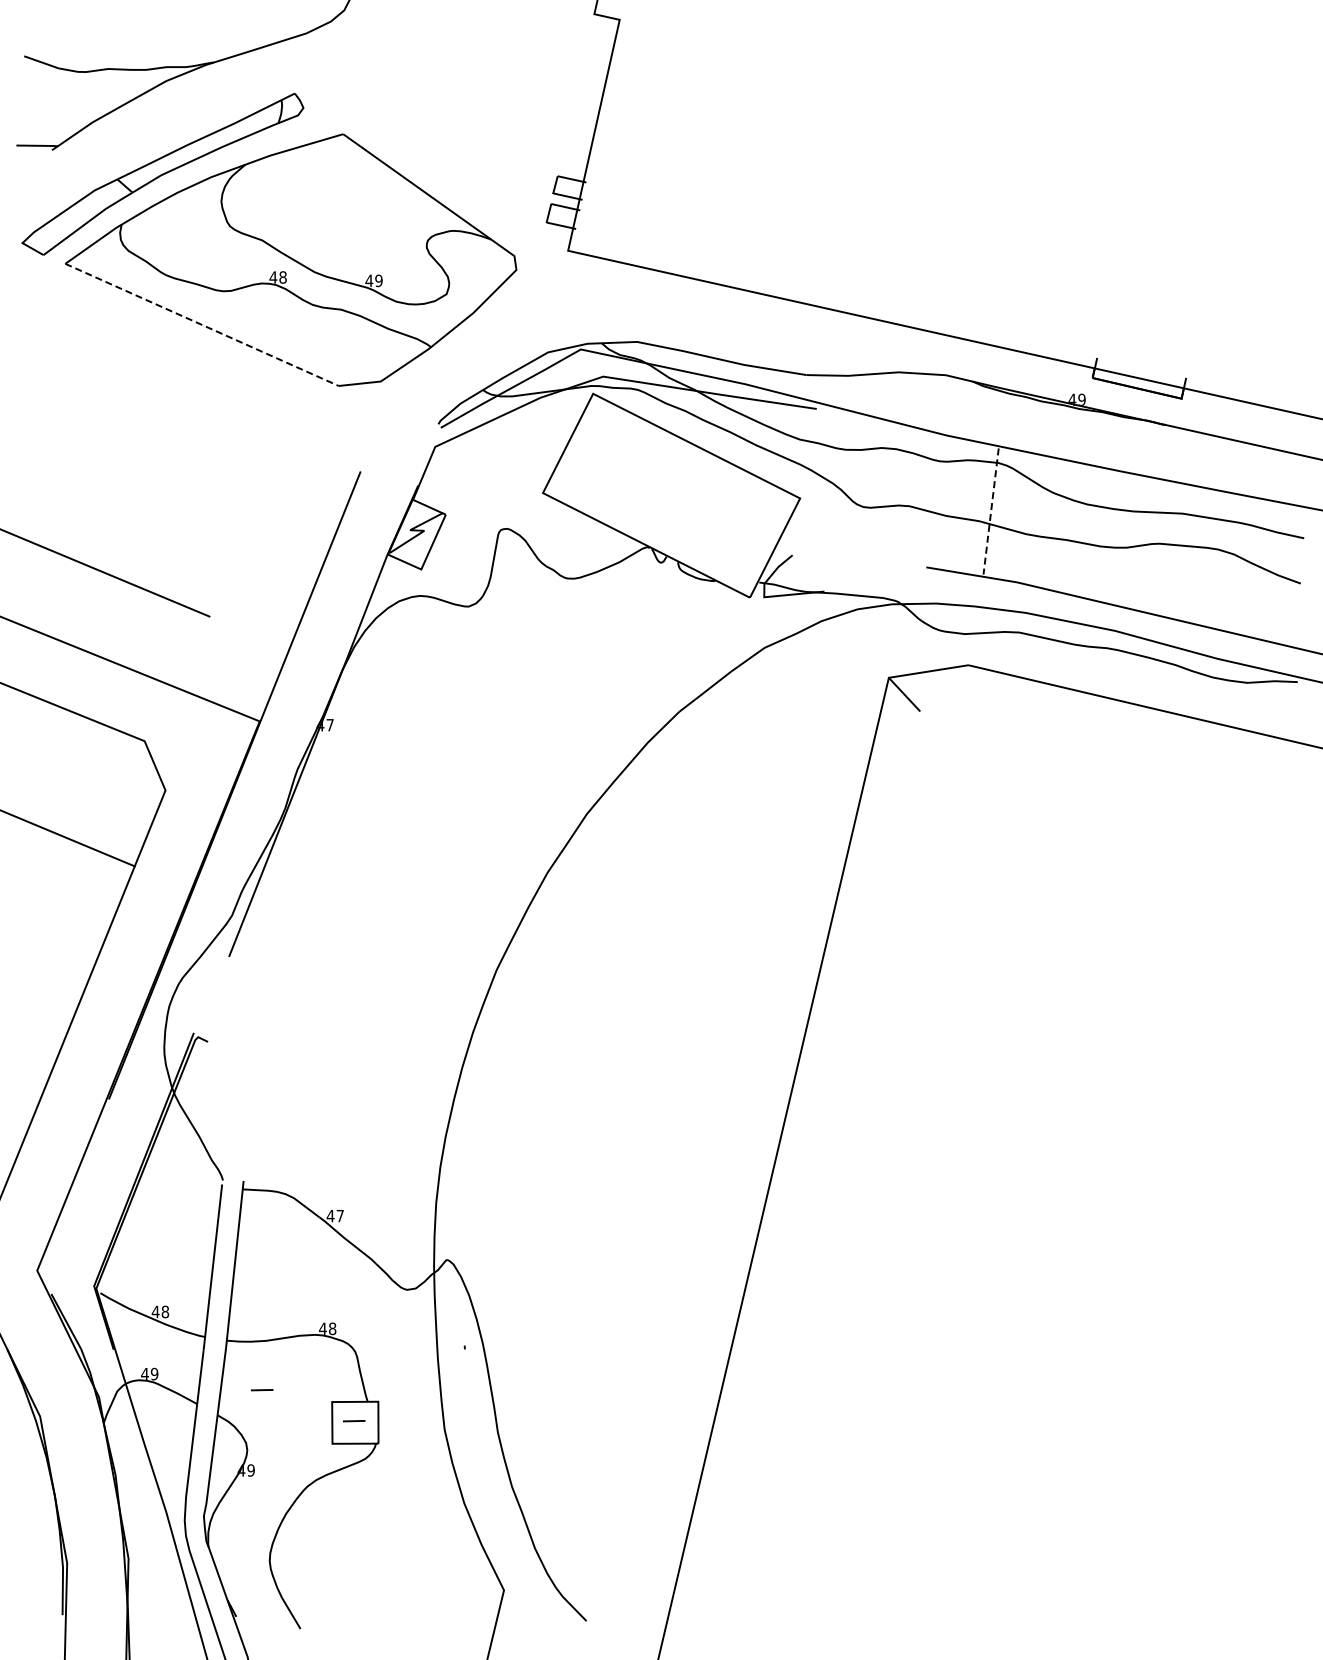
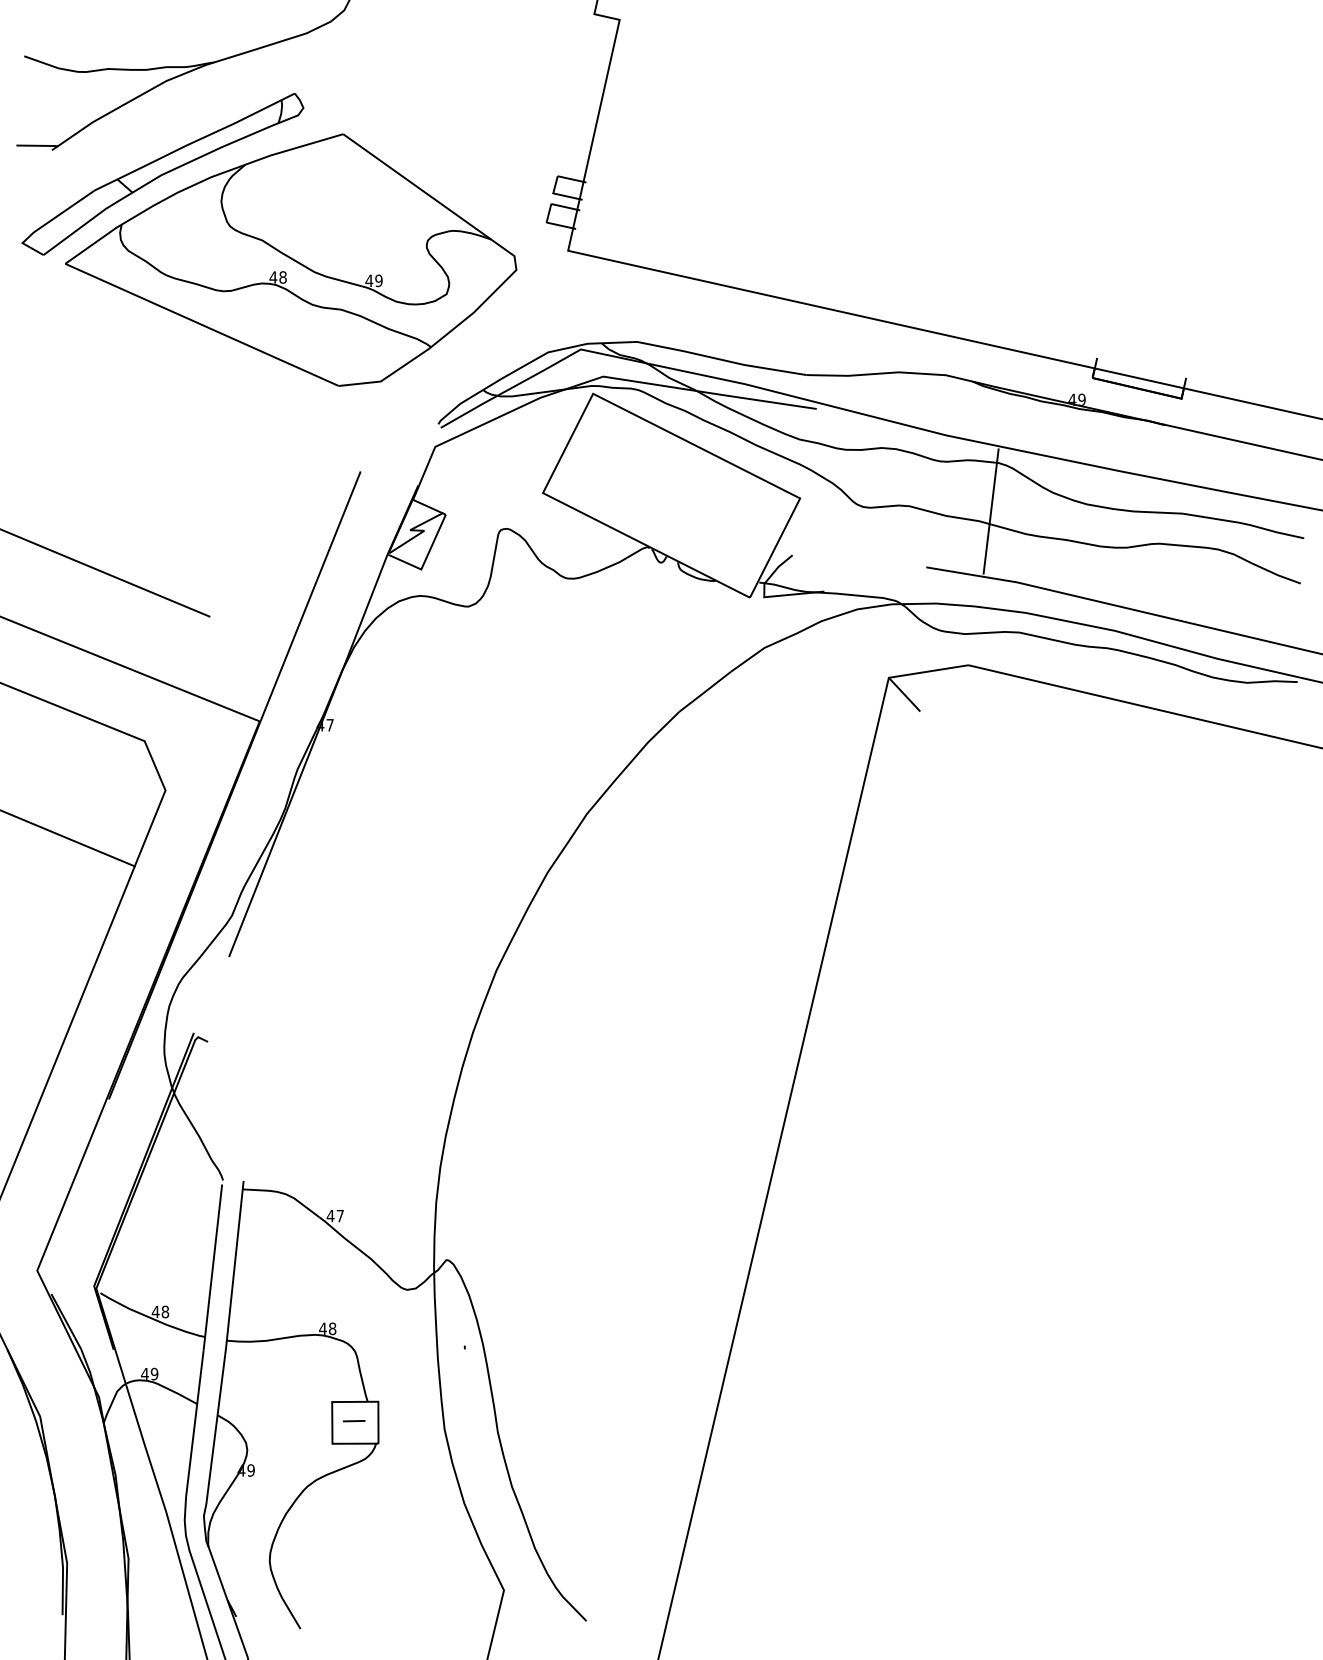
line: dashed -> solid (202, 324)
line: dashed -> solid (991, 511)
line: present -> none (262, 1390)
